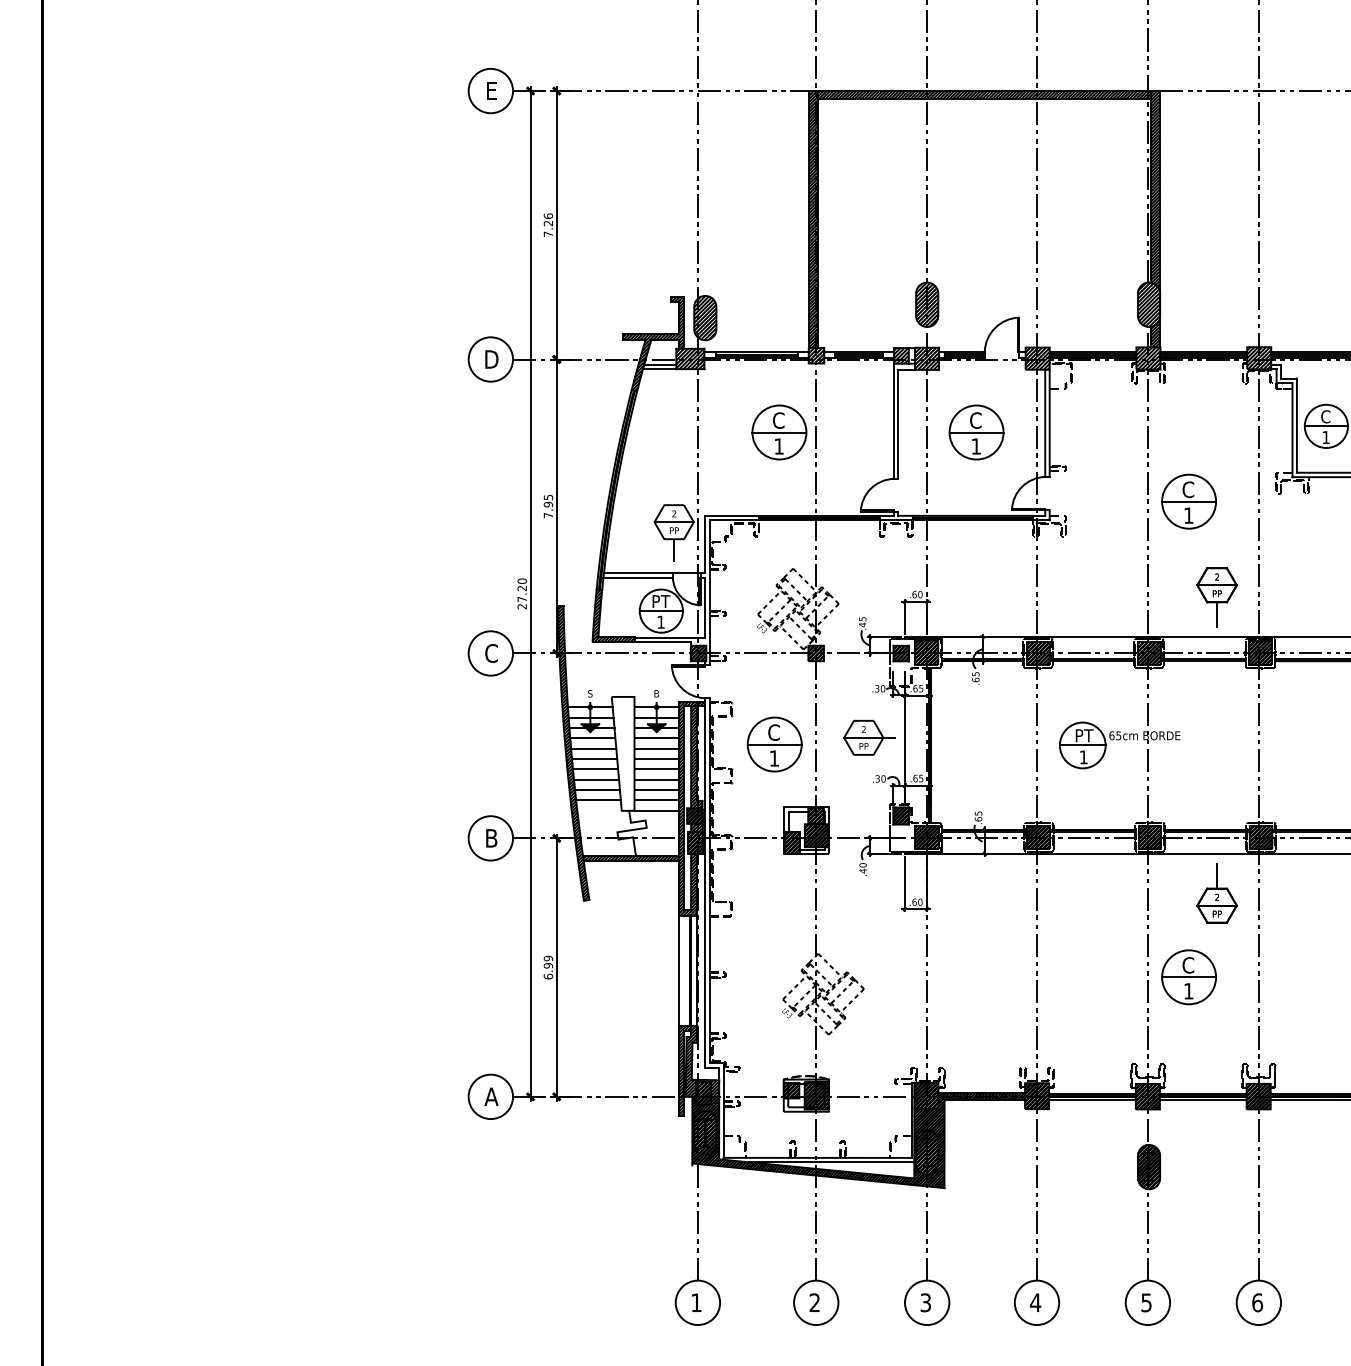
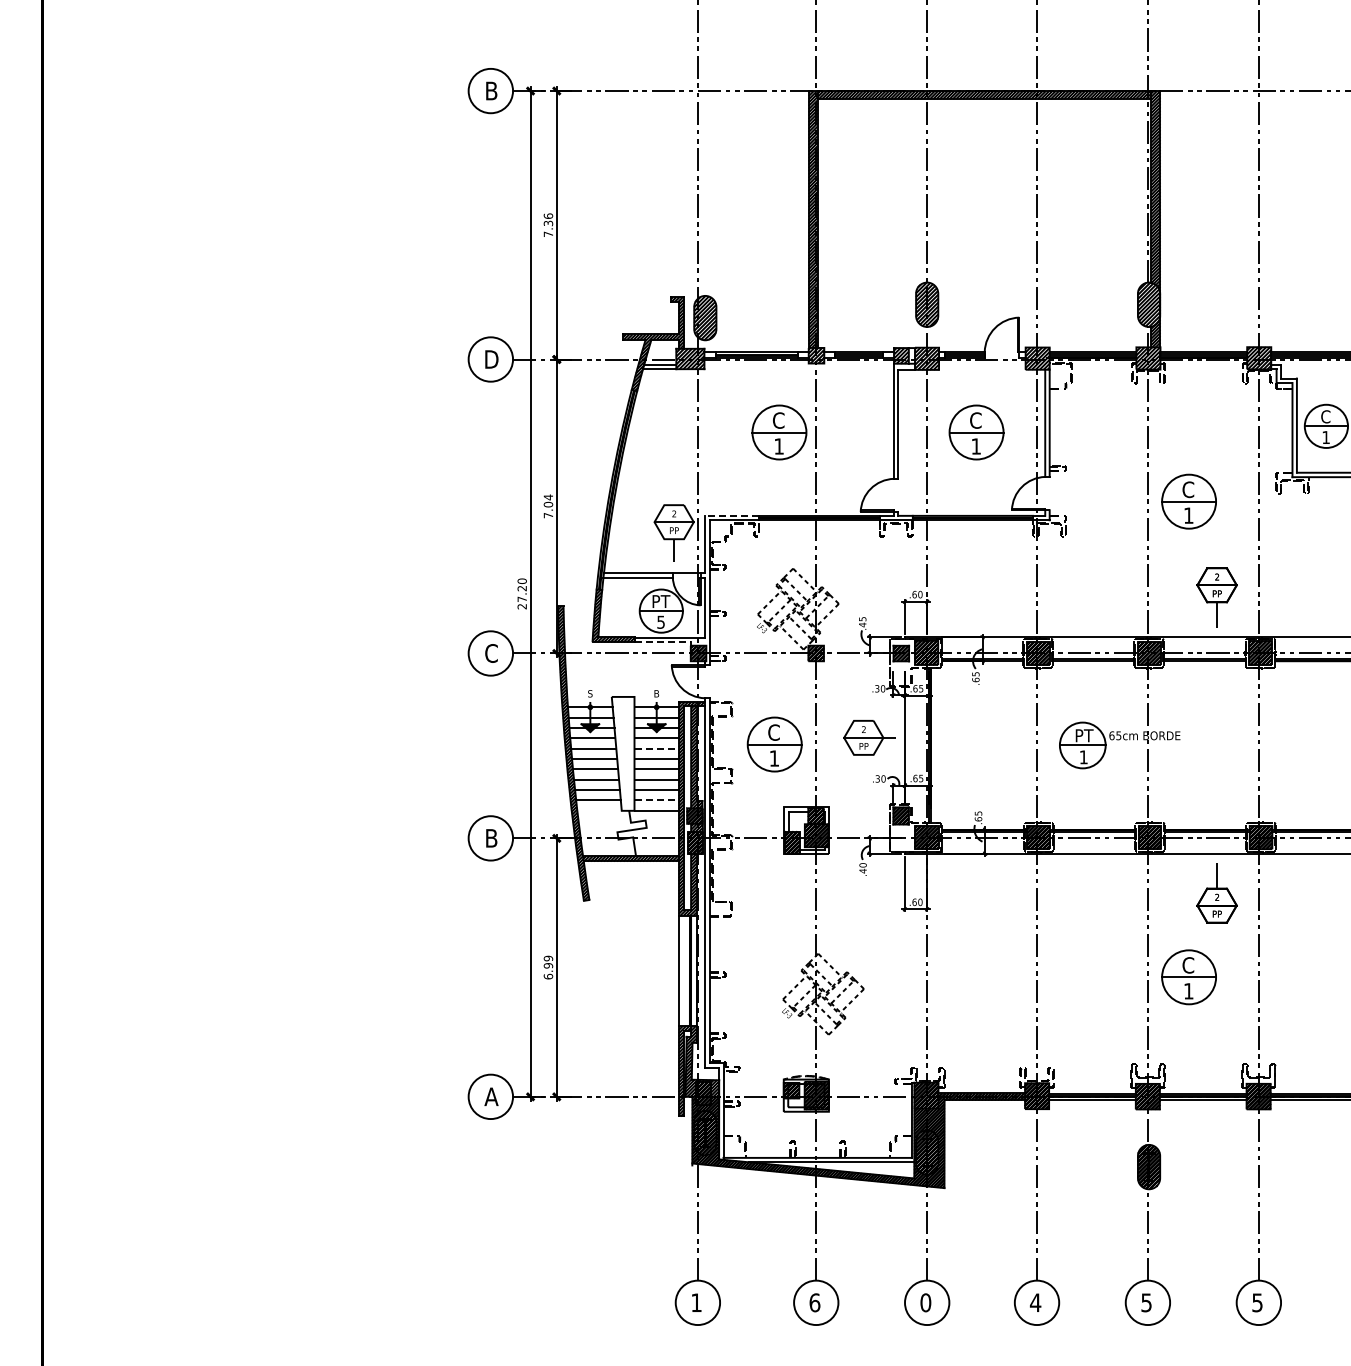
text: E -> B (491, 90)
text: 7.26 -> 7.36 (548, 223)
text: 7.95 -> 7.04 (548, 500)
line: solid -> dashed (731, 515)
text: 1 -> 5 (660, 621)
line: solid -> dashed (663, 642)
line: solid -> dashed (657, 748)
line: solid -> dashed (657, 800)
text: 2 -> 6 (814, 1302)
text: 3 -> 0 (925, 1302)
text: 6 -> 5 (1257, 1302)
